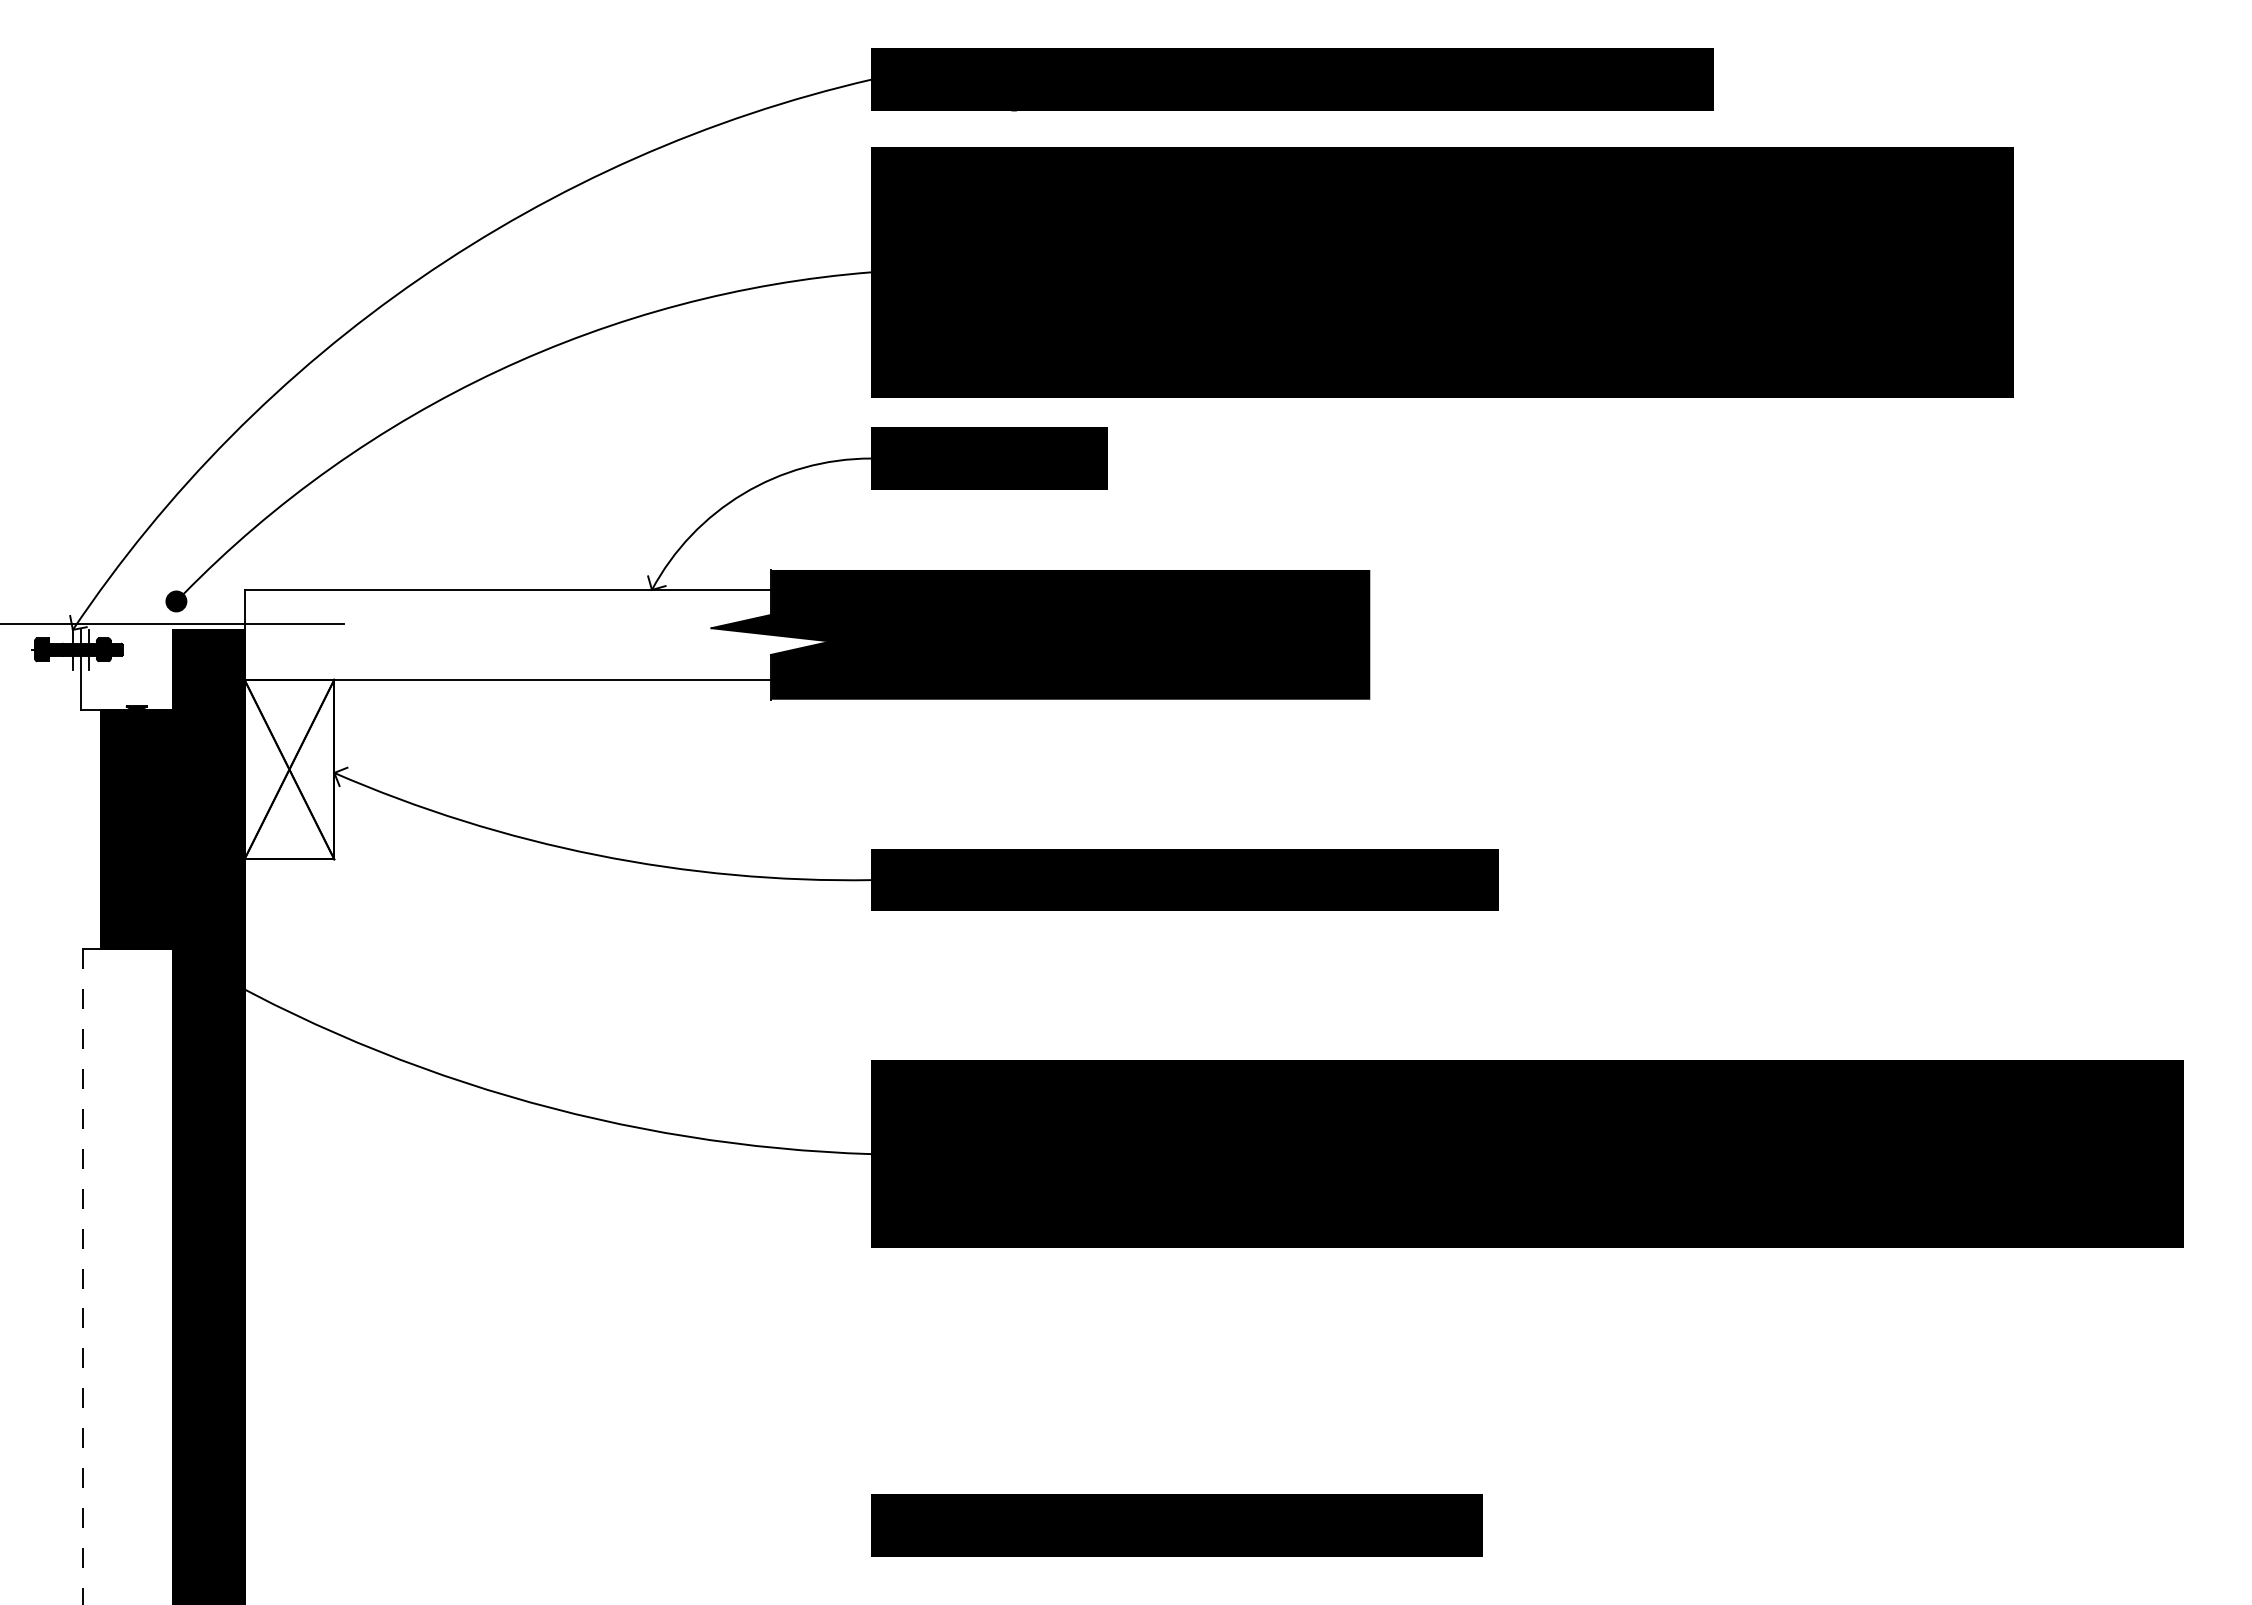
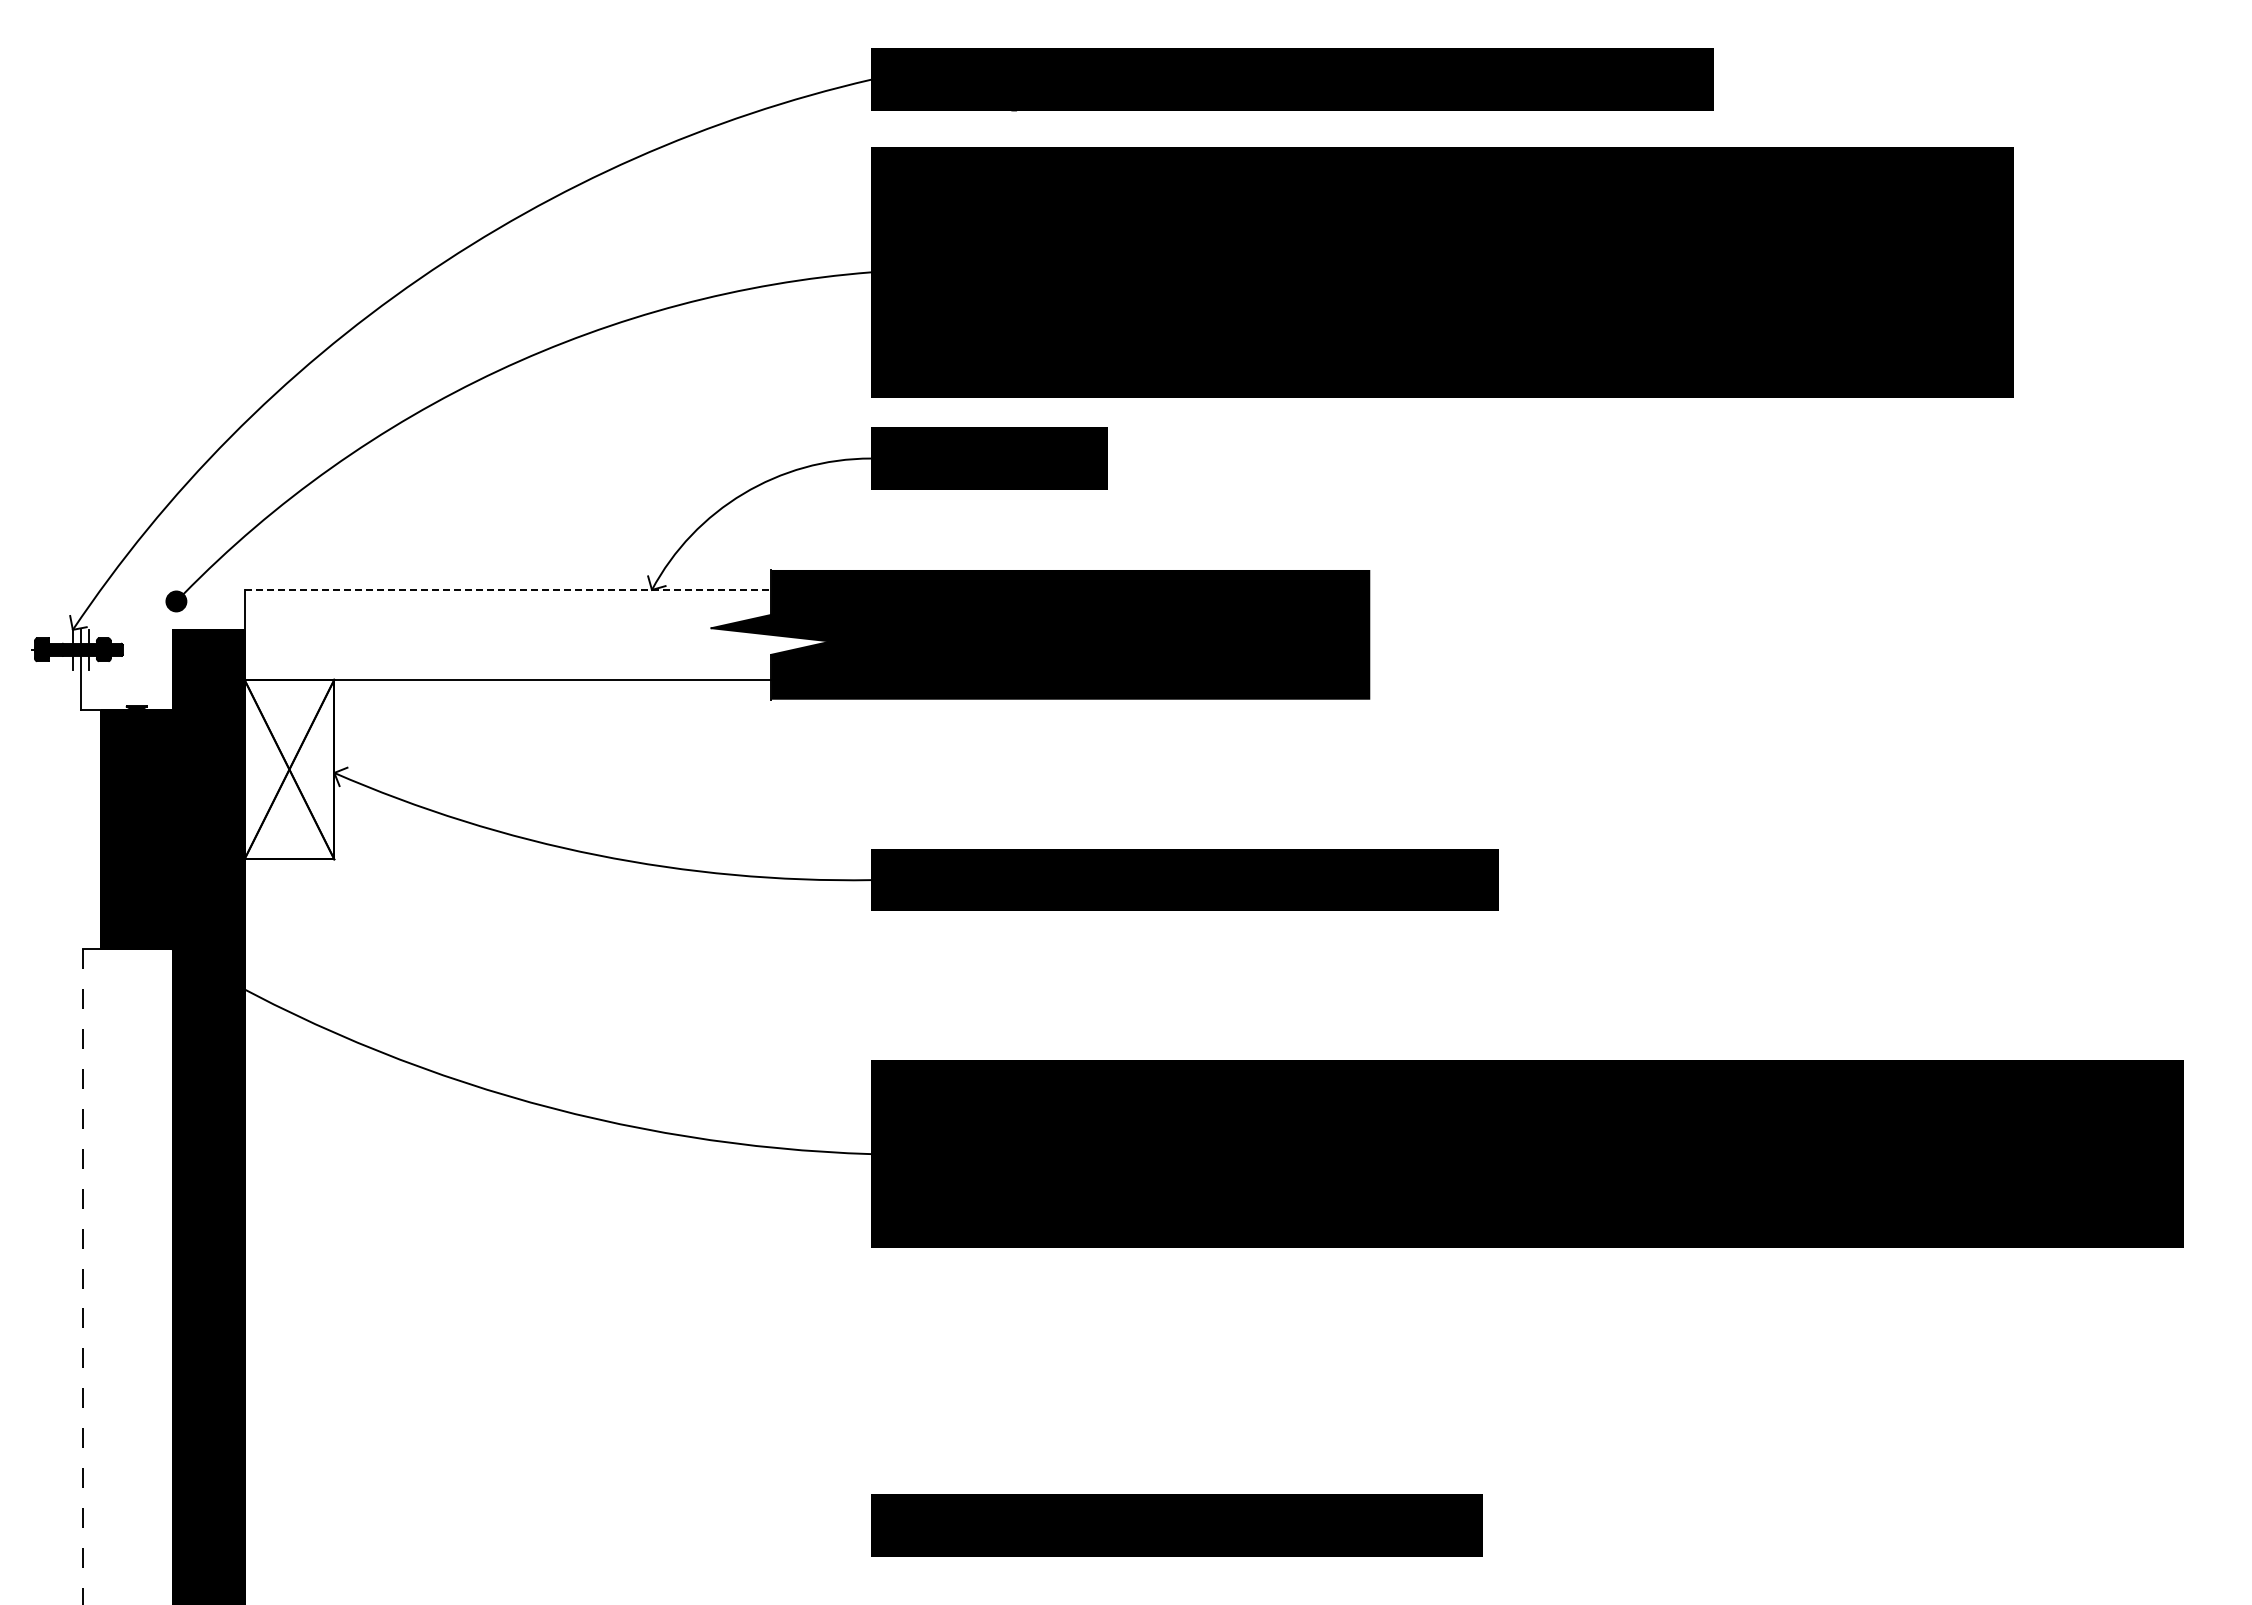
line: solid -> dashed (508, 589)
line: present -> none (173, 623)
